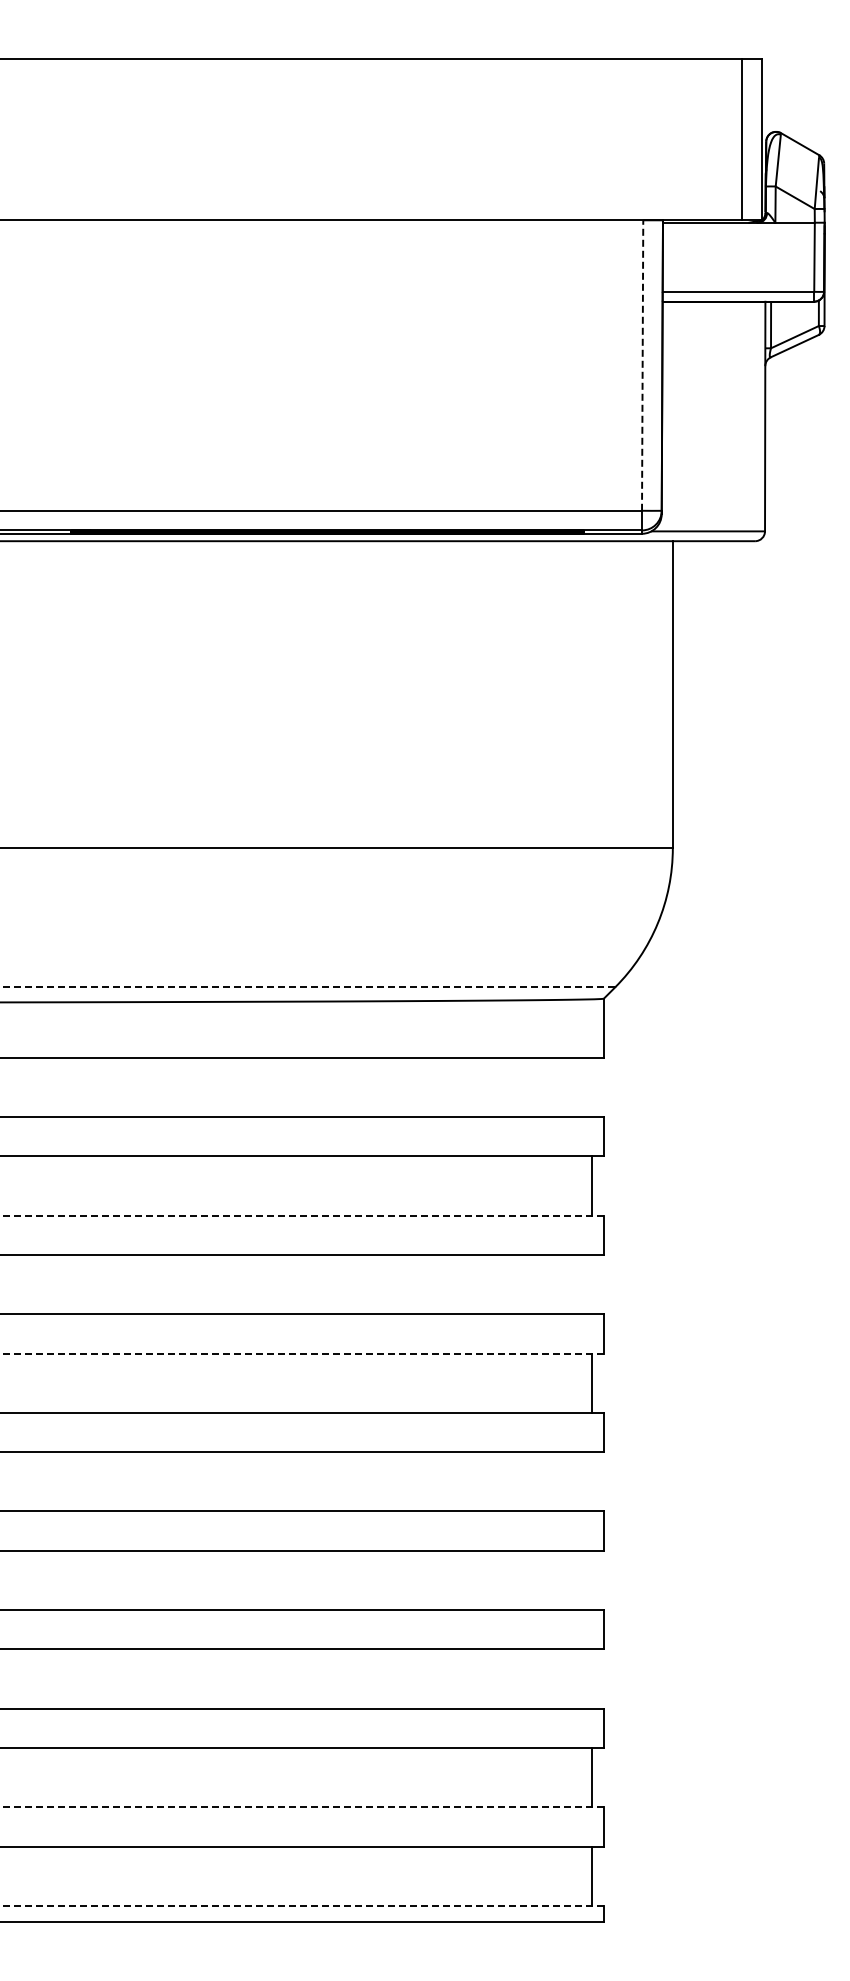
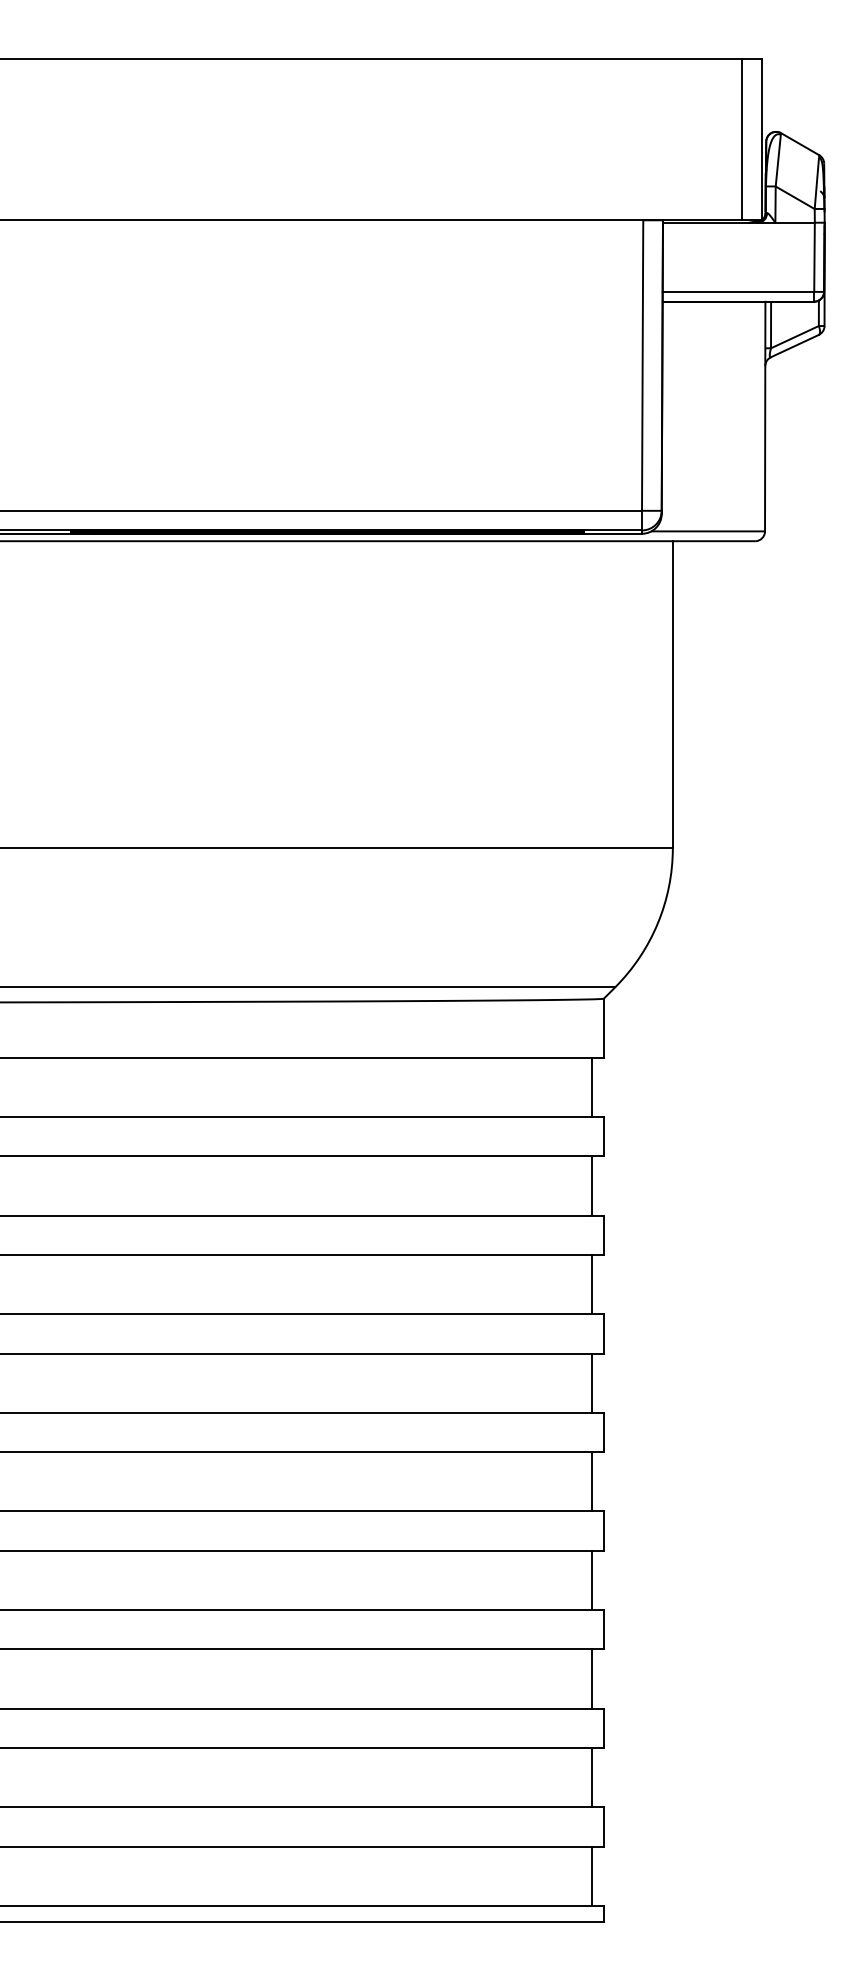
line: dashed -> solid (642, 365)
line: dashed -> solid (307, 987)
line: none -> present (592, 1087)
line: dashed -> solid (301, 1215)
line: none -> present (592, 1284)
line: dashed -> solid (301, 1353)
line: none -> present (592, 1481)
line: none -> present (592, 1580)
line: none -> present (592, 1678)
line: dashed -> solid (301, 1807)
line: dashed -> solid (301, 1905)
